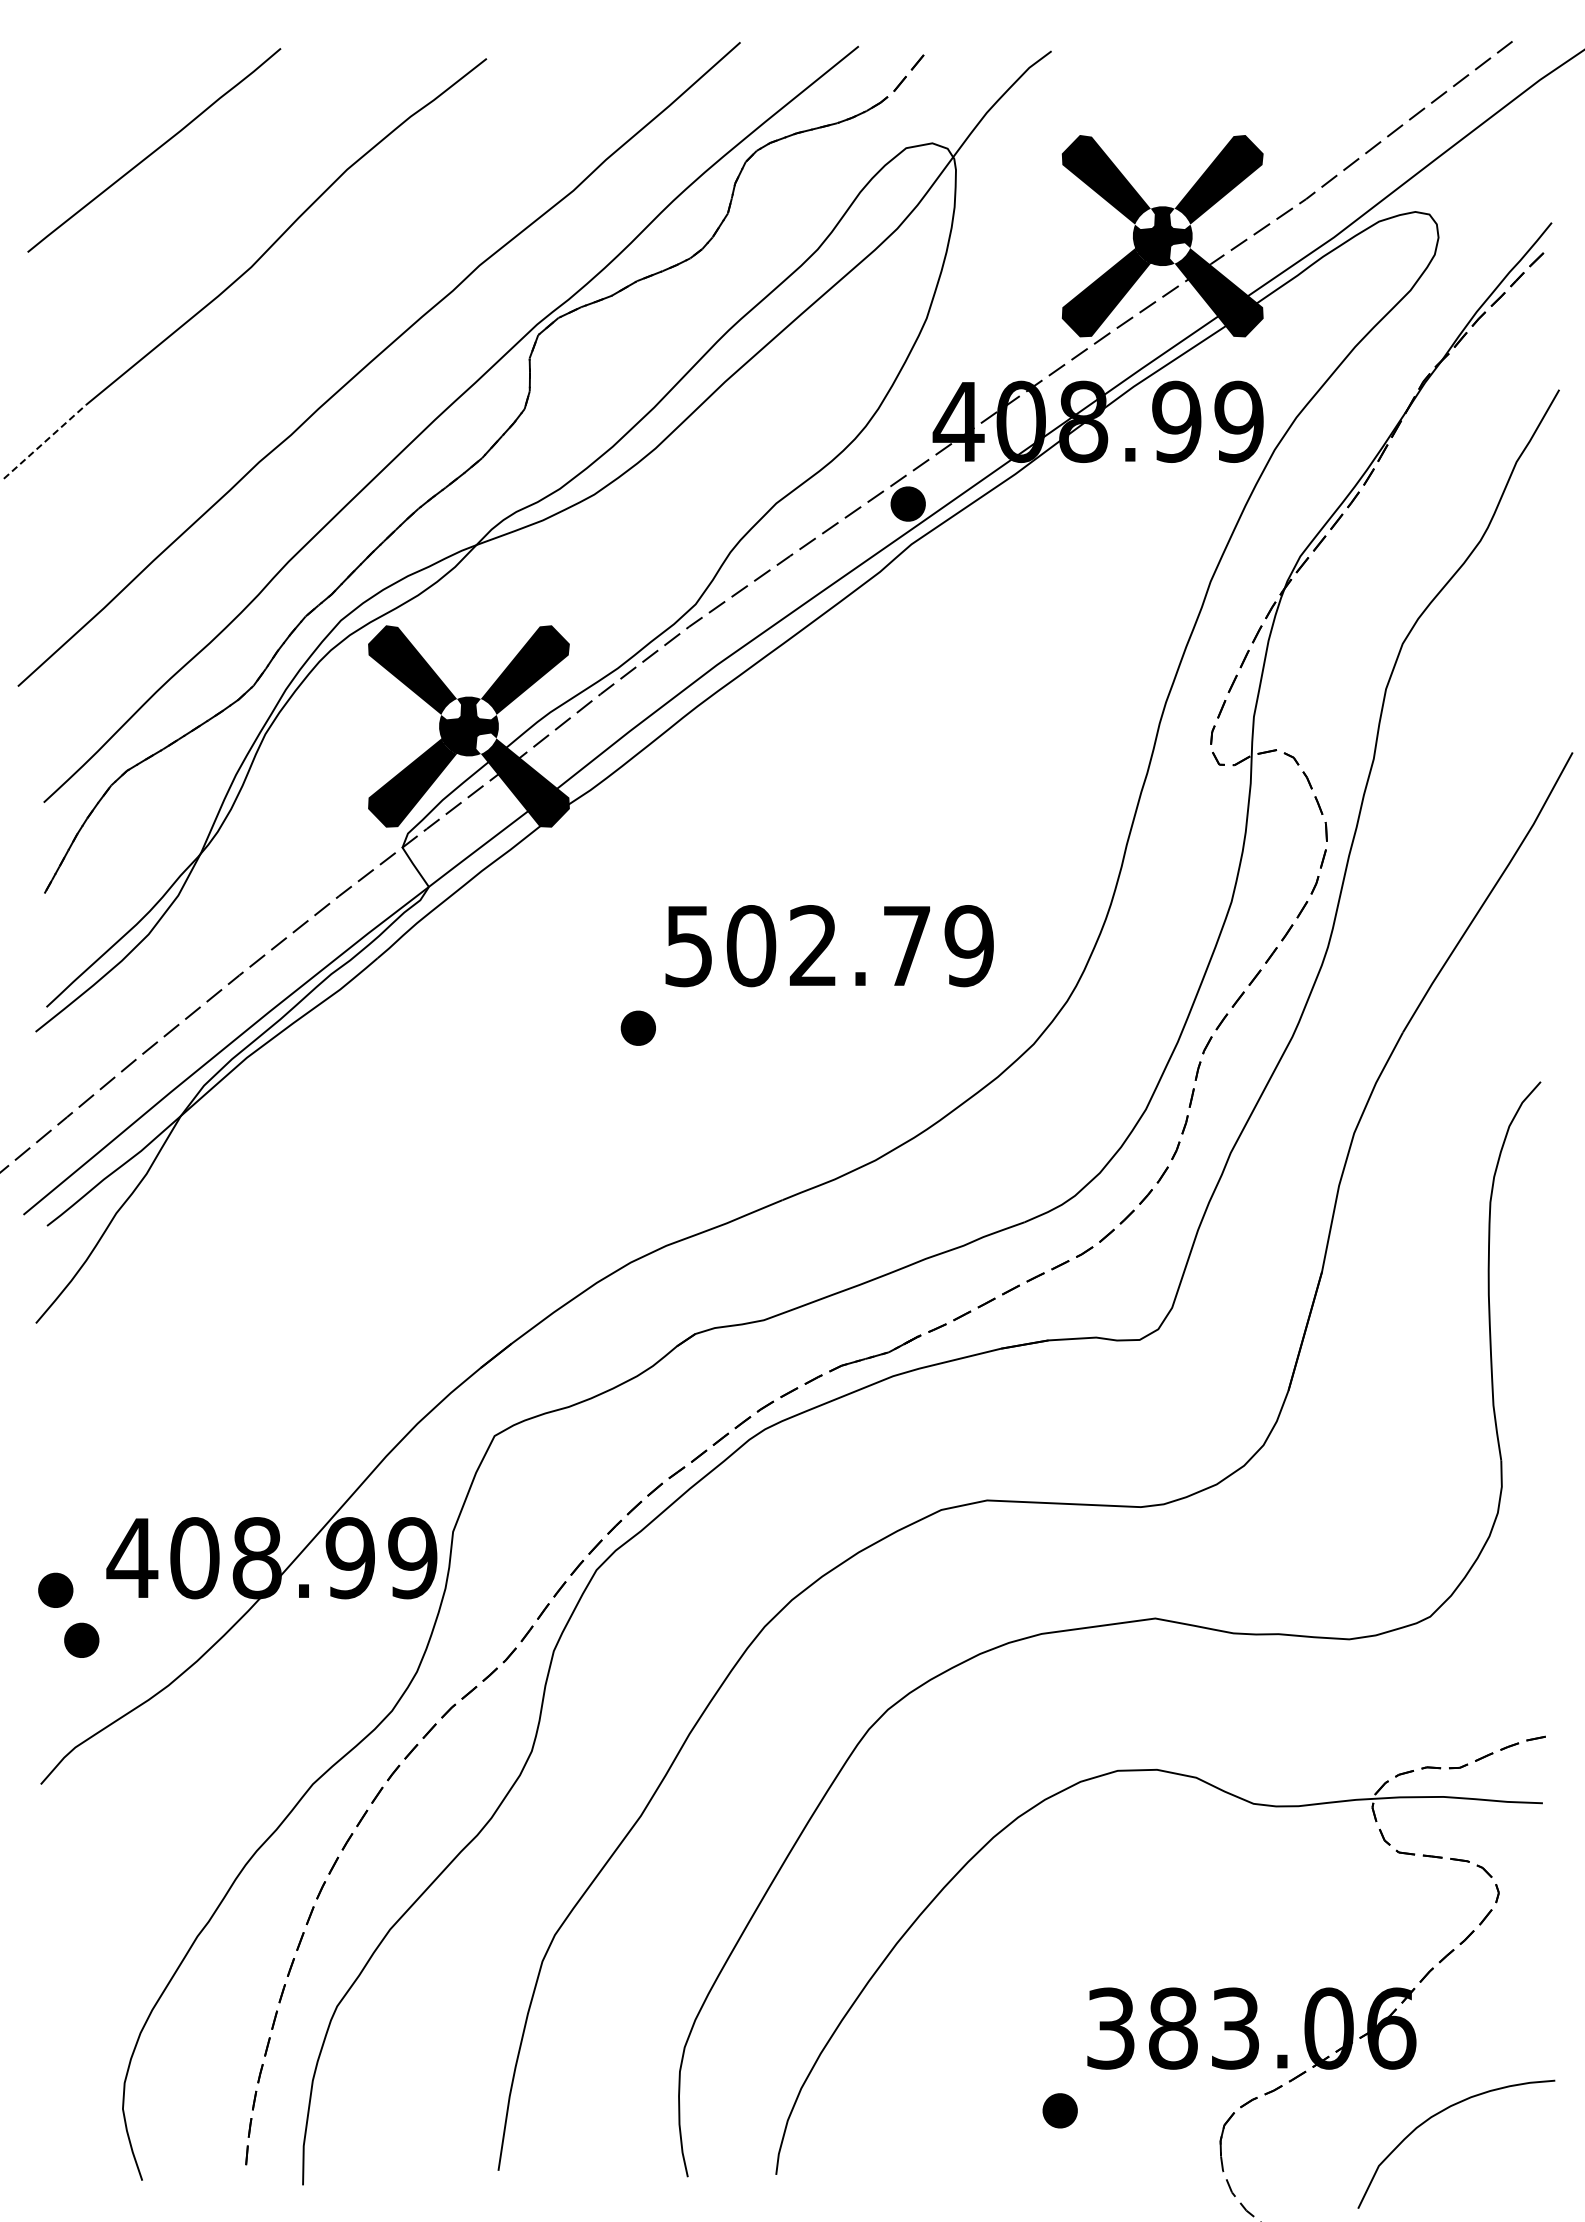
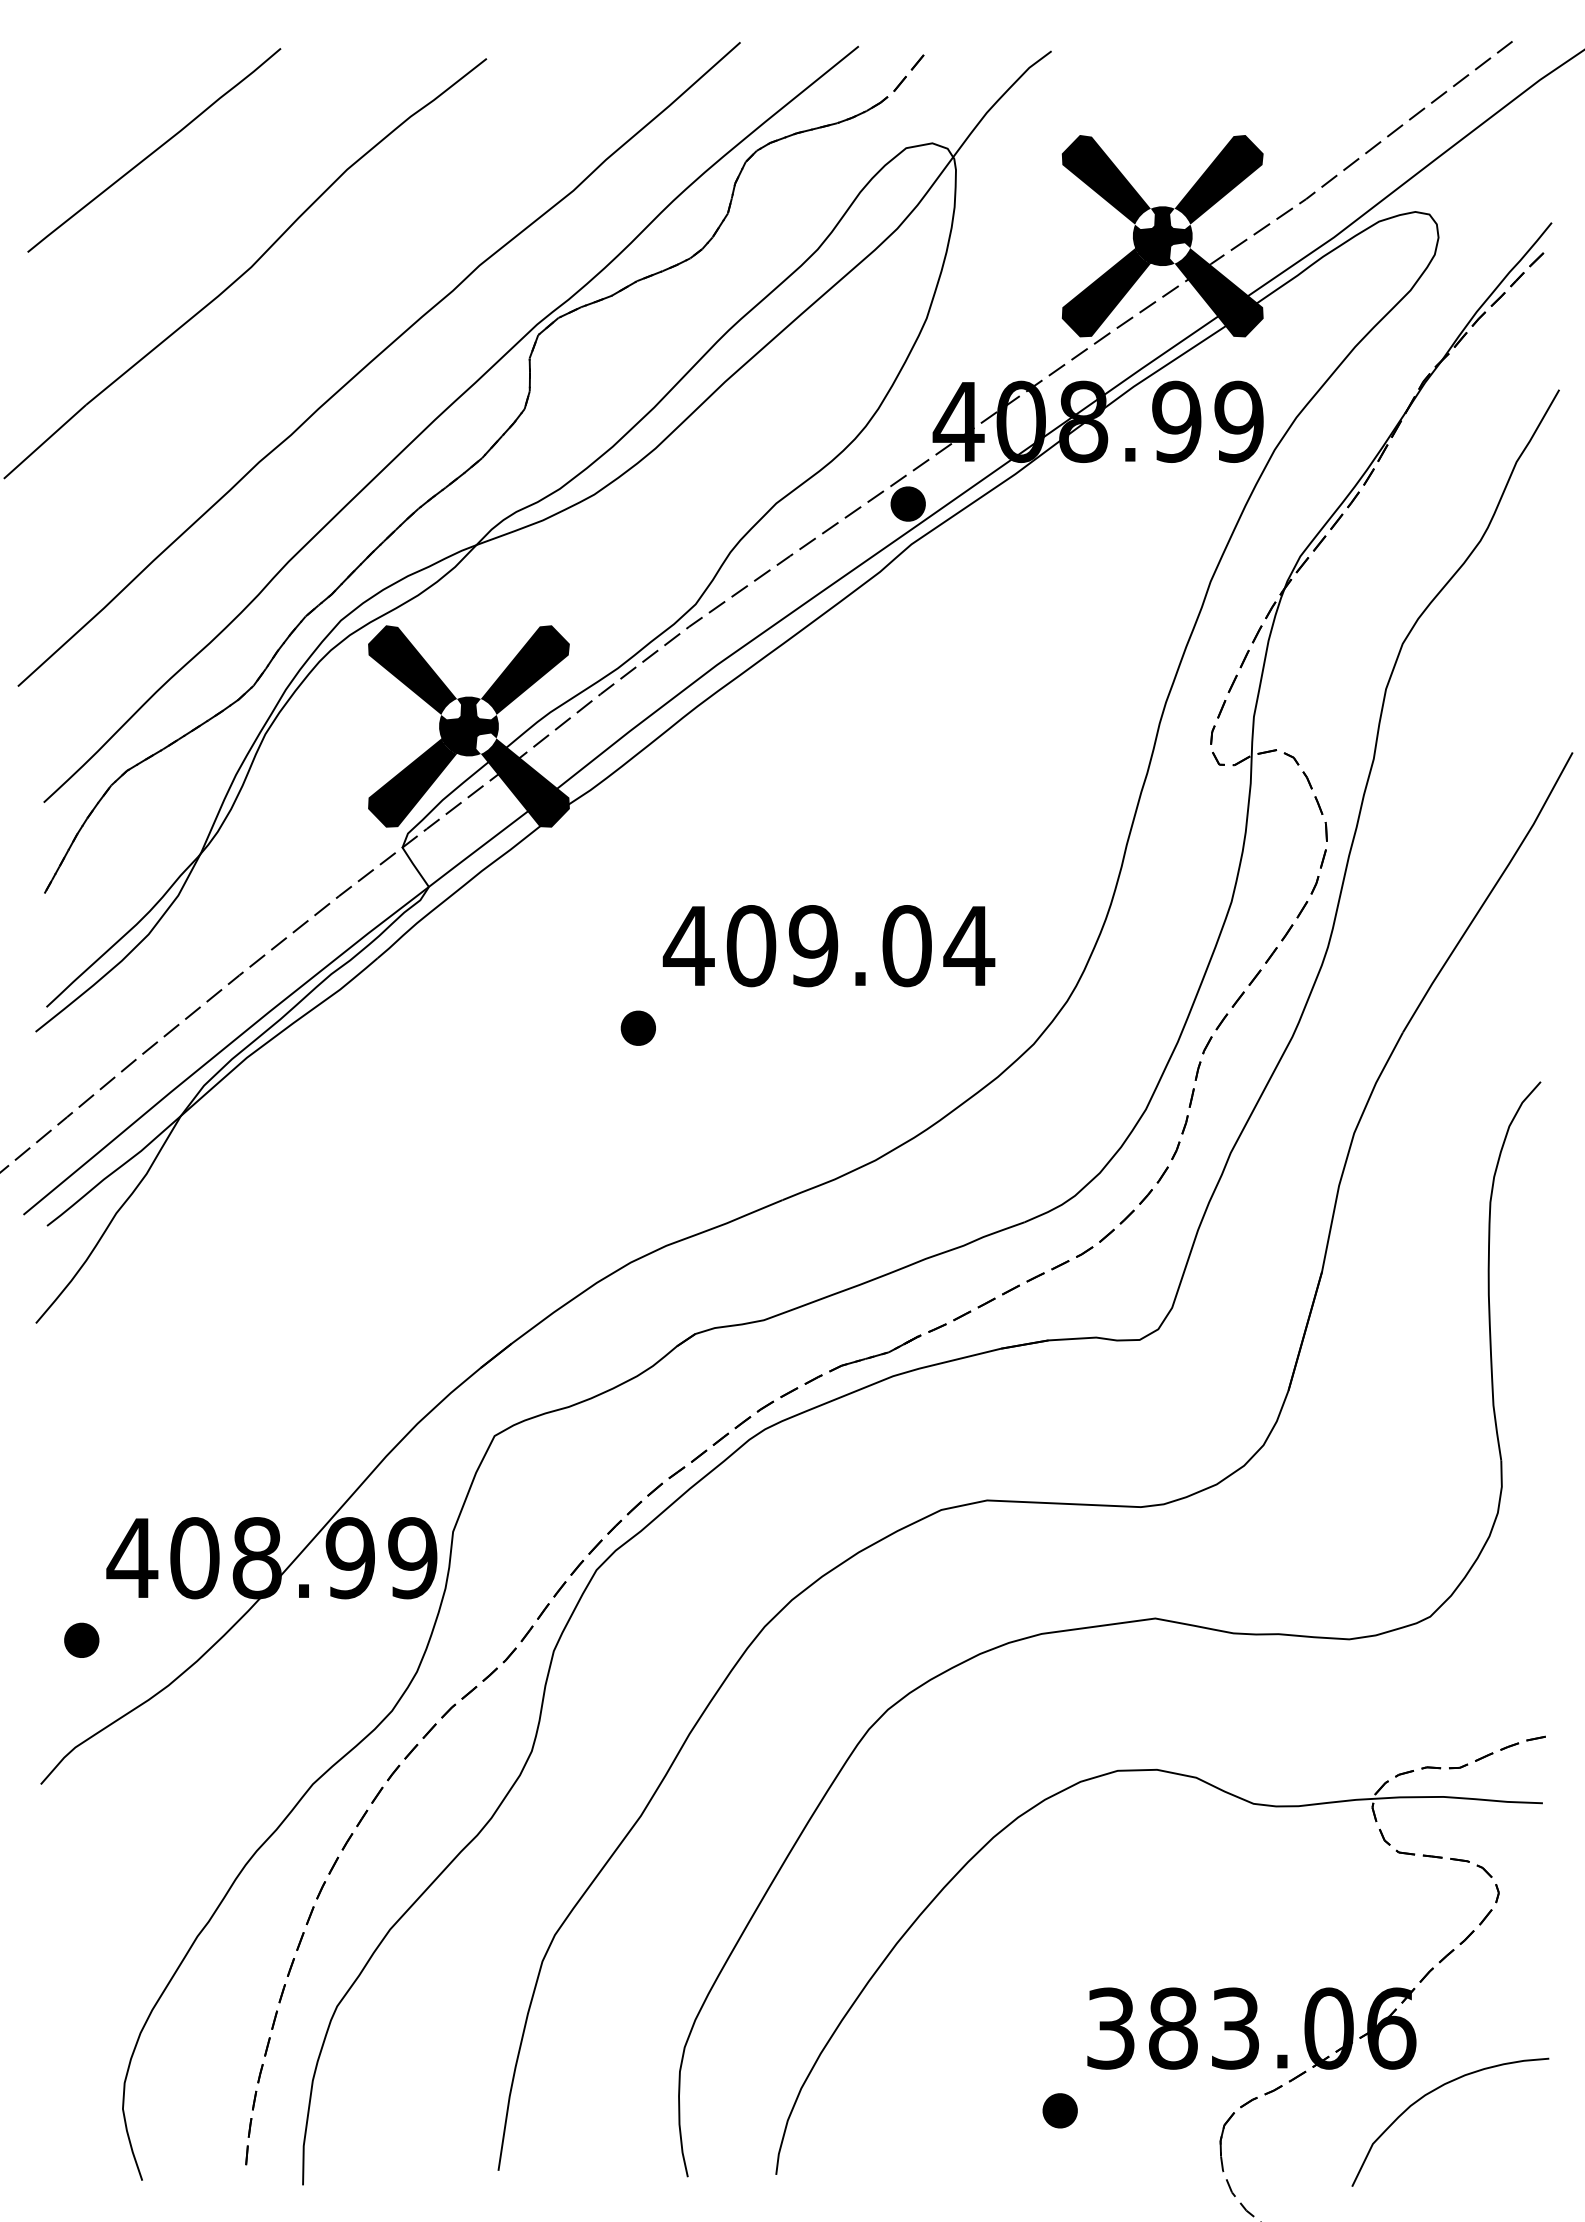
line: dashed -> solid (45, 441)
text: 502.79 -> 409.04 (828, 946)
part: present -> none (55, 1589)
curve position: (1440, 2113) -> (1434, 2091) (1434, 2091)
